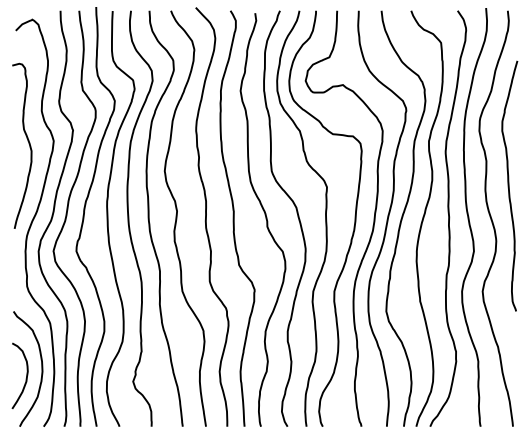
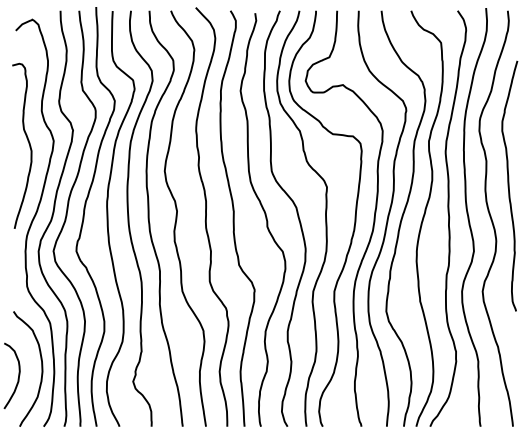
curve position: (25, 378) -> (17, 378) (17, 378)
